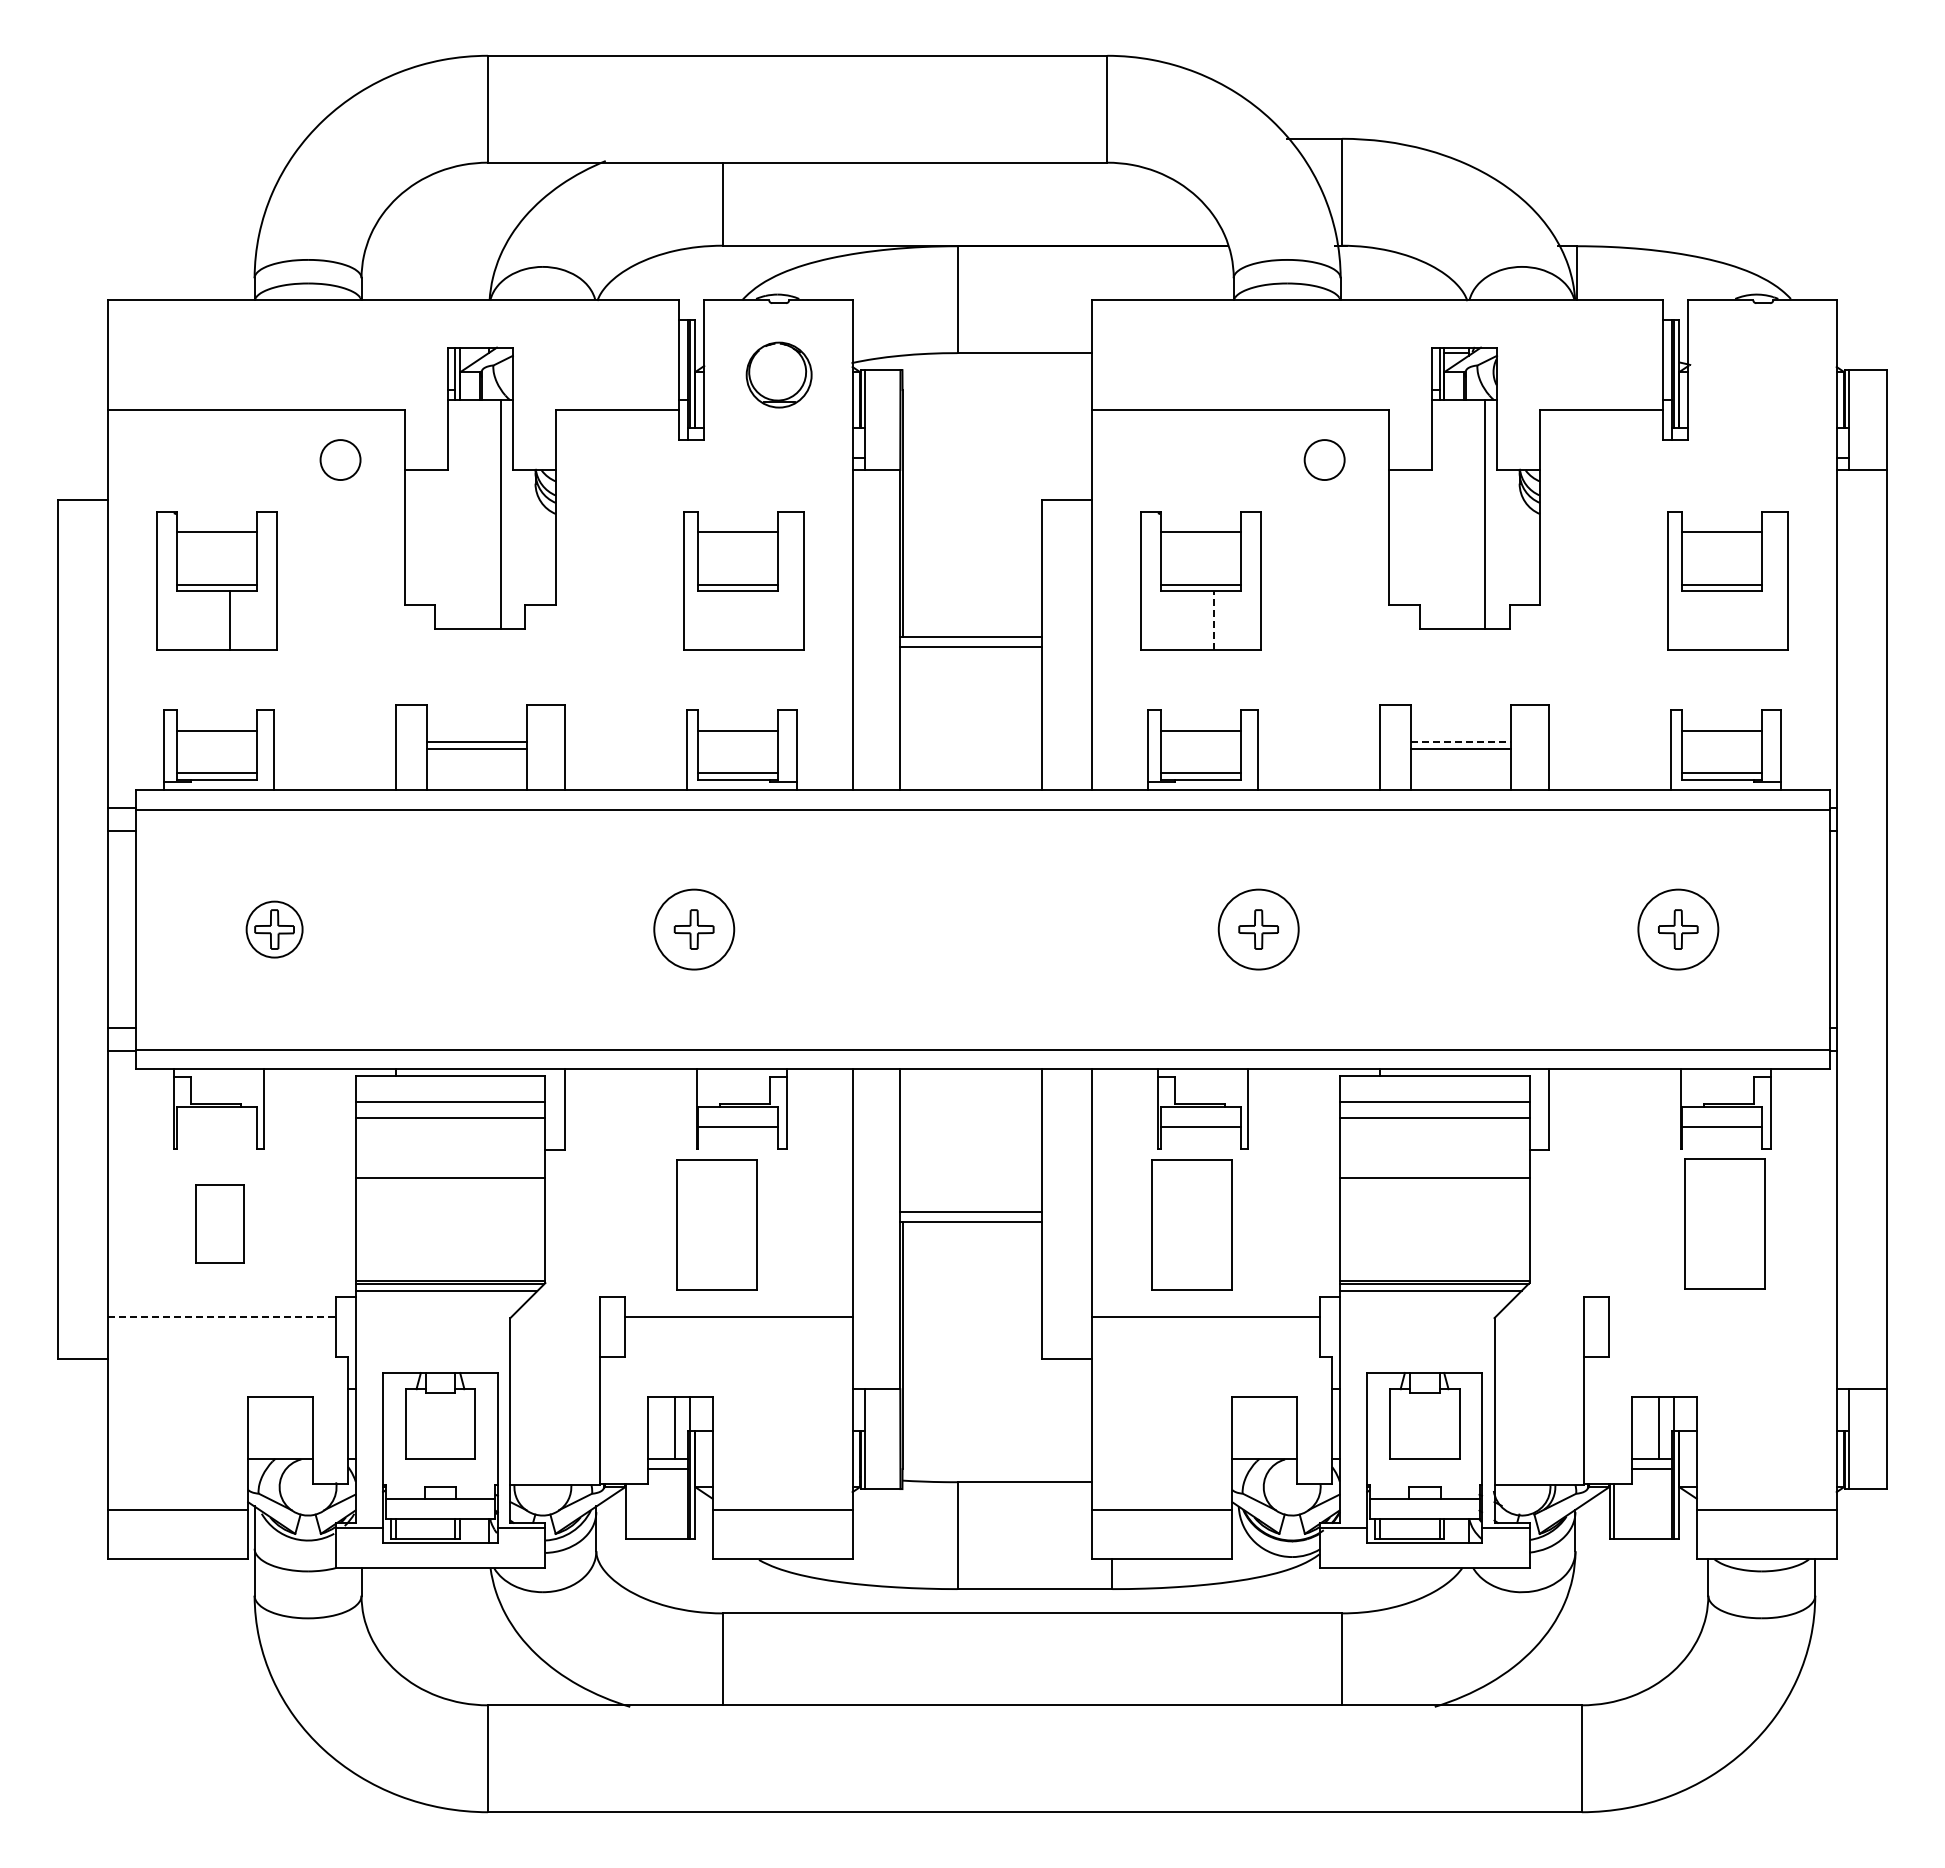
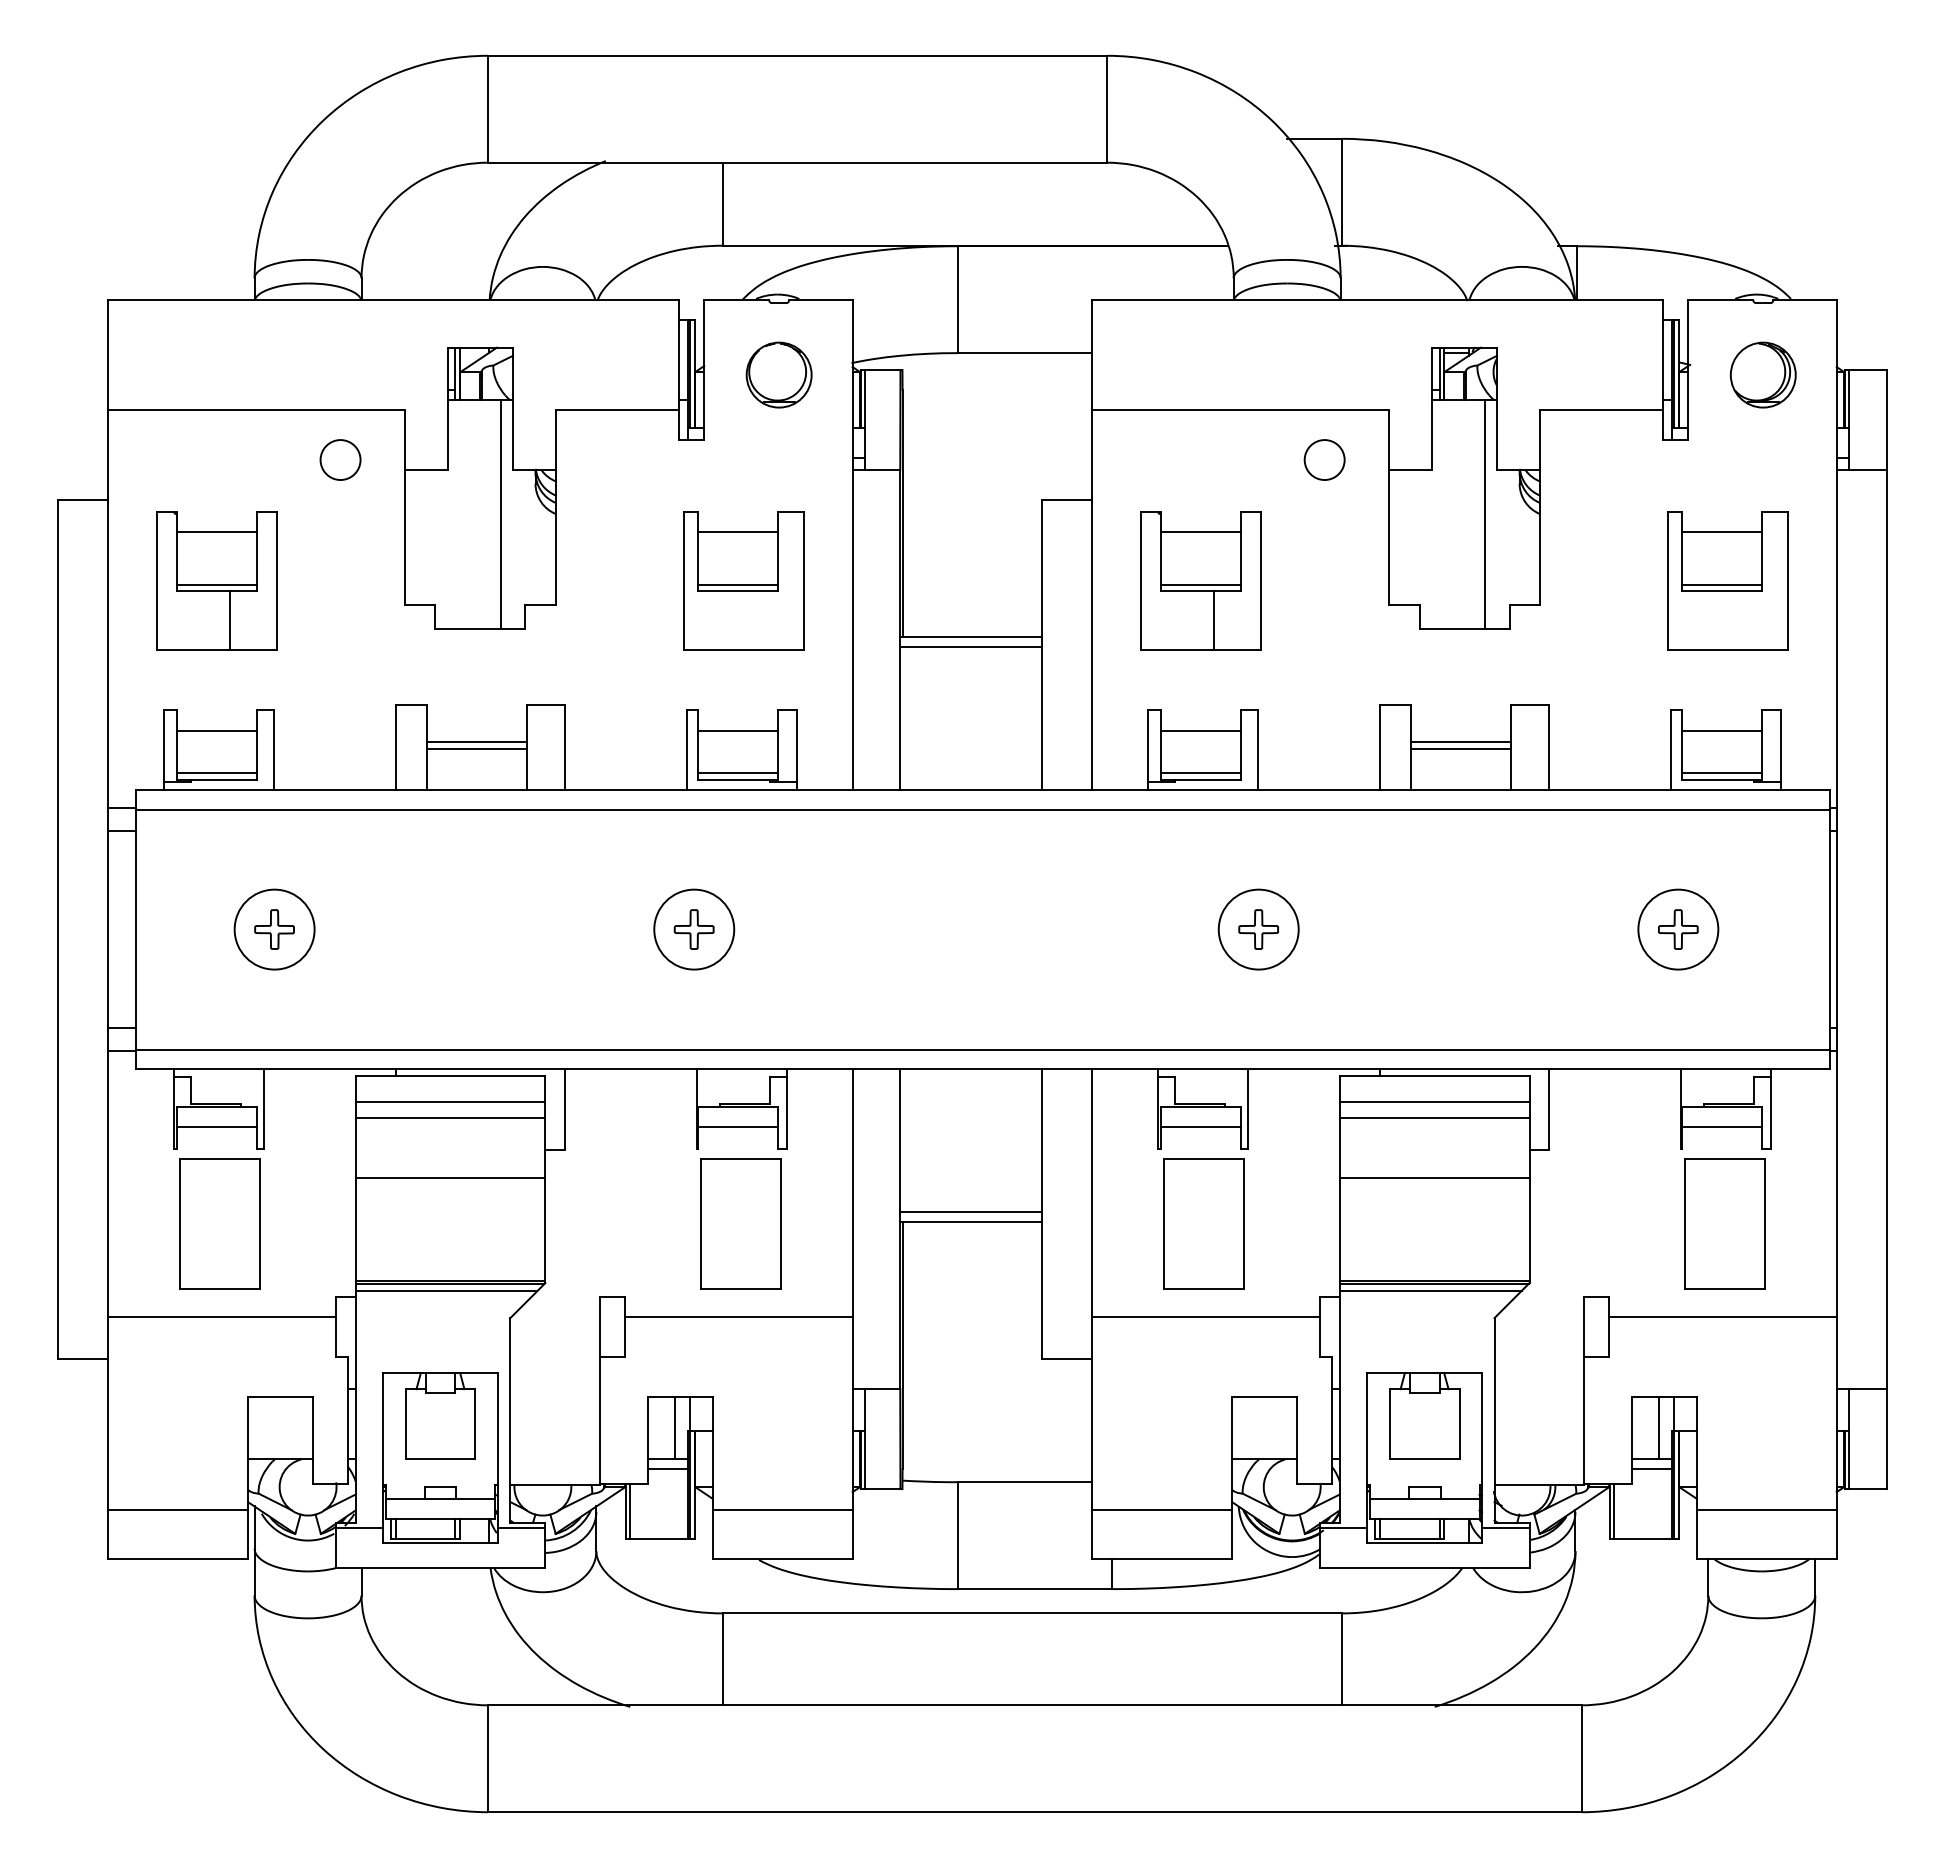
part: none -> present (1762, 374)
line: dashed -> solid (1214, 620)
line: dashed -> solid (1461, 741)
circle diameter: 56 px -> 80 px (274, 929)
line: none -> present (216, 1127)
part size: 50x80 px -> 82x132 px (219, 1223)
part position: (716, 1224) -> (740, 1223) (740, 1223)
part position: (1191, 1224) -> (1203, 1223) (1203, 1223)
line: dashed -> solid (221, 1317)
line: none -> present (1722, 1317)
line: none -> present (630, 1511)
